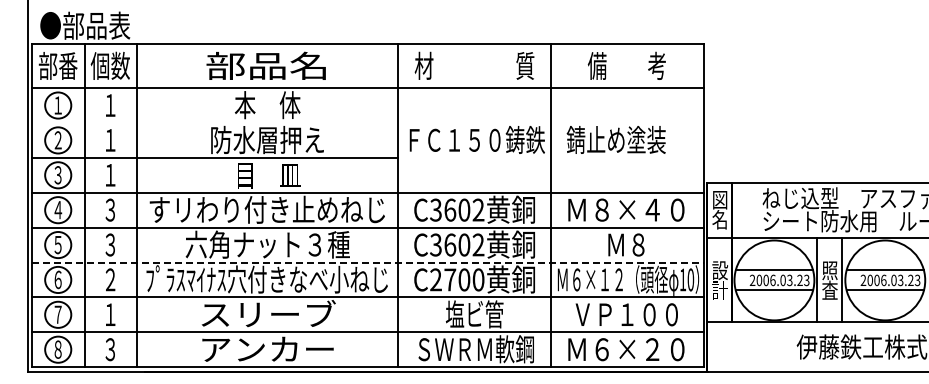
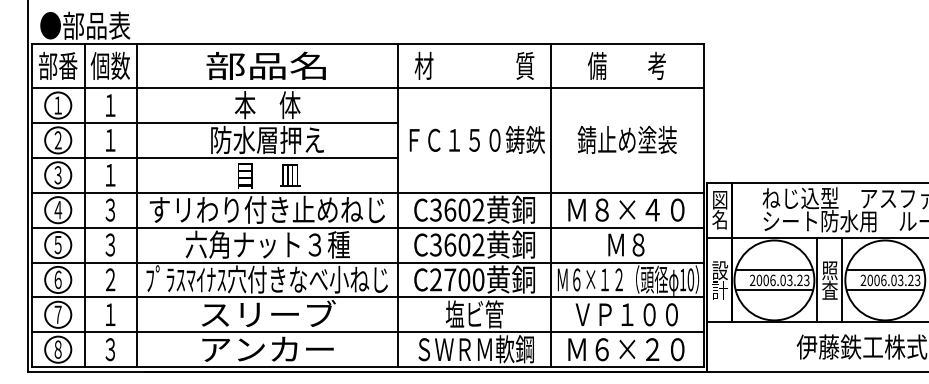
line: none -> present (215, 122)
text position: (615, 139) -> (626, 139) (626, 139)
line: dashed -> solid (367, 262)
